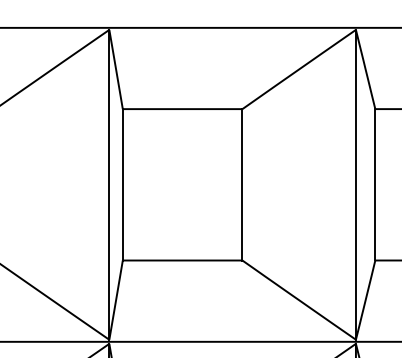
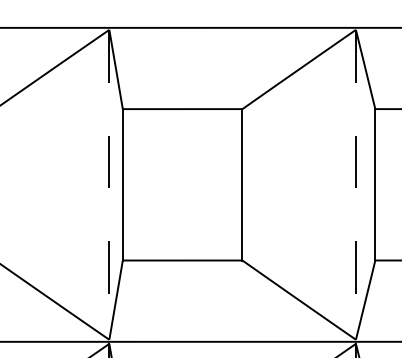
line: solid -> dashed (109, 184)
line: solid -> dashed (355, 184)
